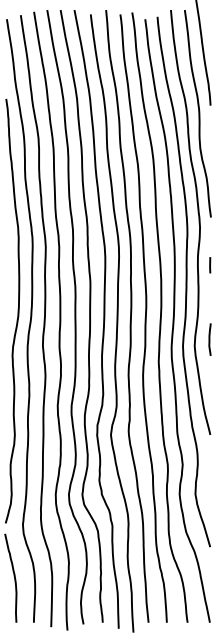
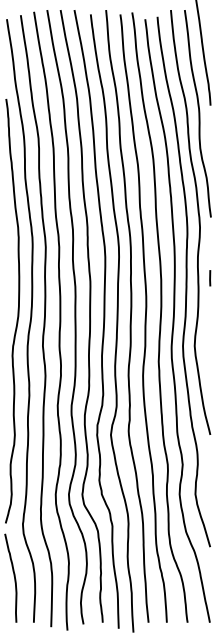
line position: (210, 265) -> (210, 278) (210, 278)
line: present -> none (209, 339)
